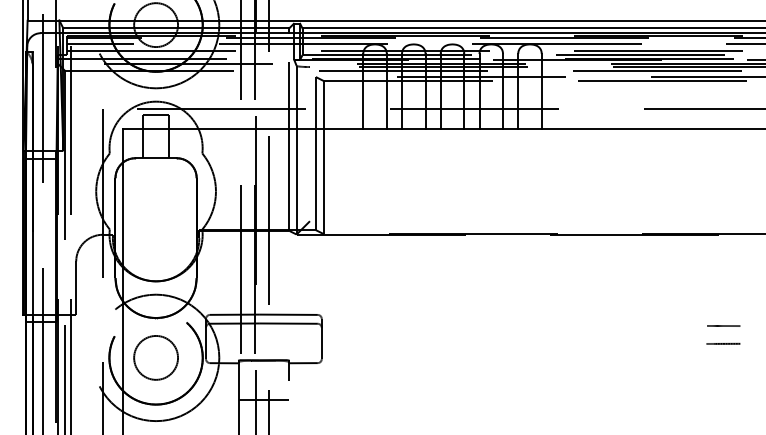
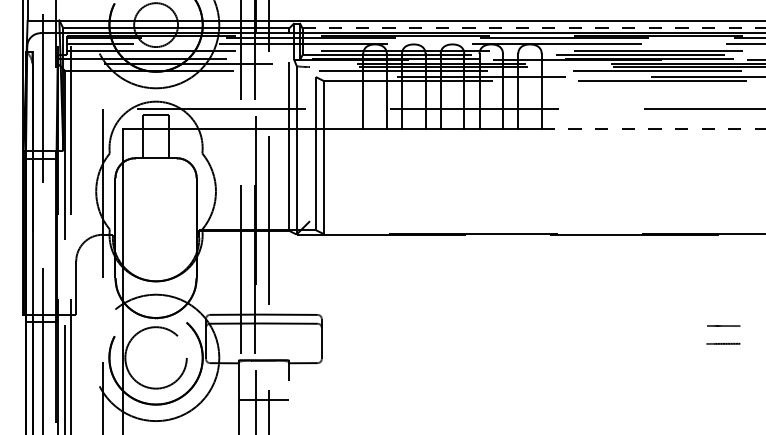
line: solid -> dashed (534, 28)
line: solid -> dashed (653, 128)
circle diameter: 44 px -> 61 px (155, 357)
